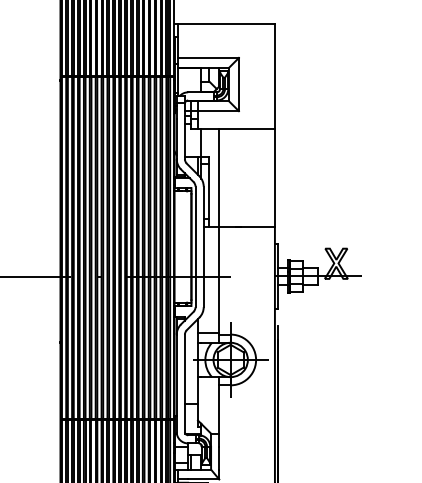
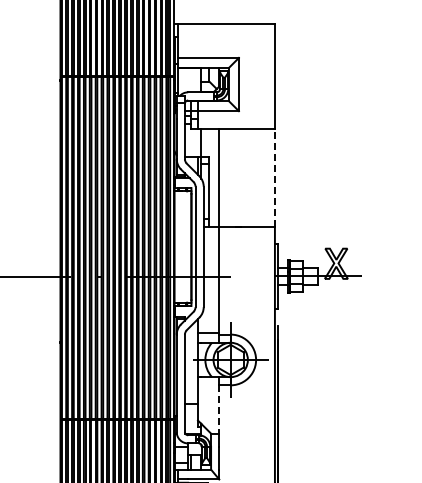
line: solid -> dashed (274, 177)
line: solid -> dashed (219, 409)
